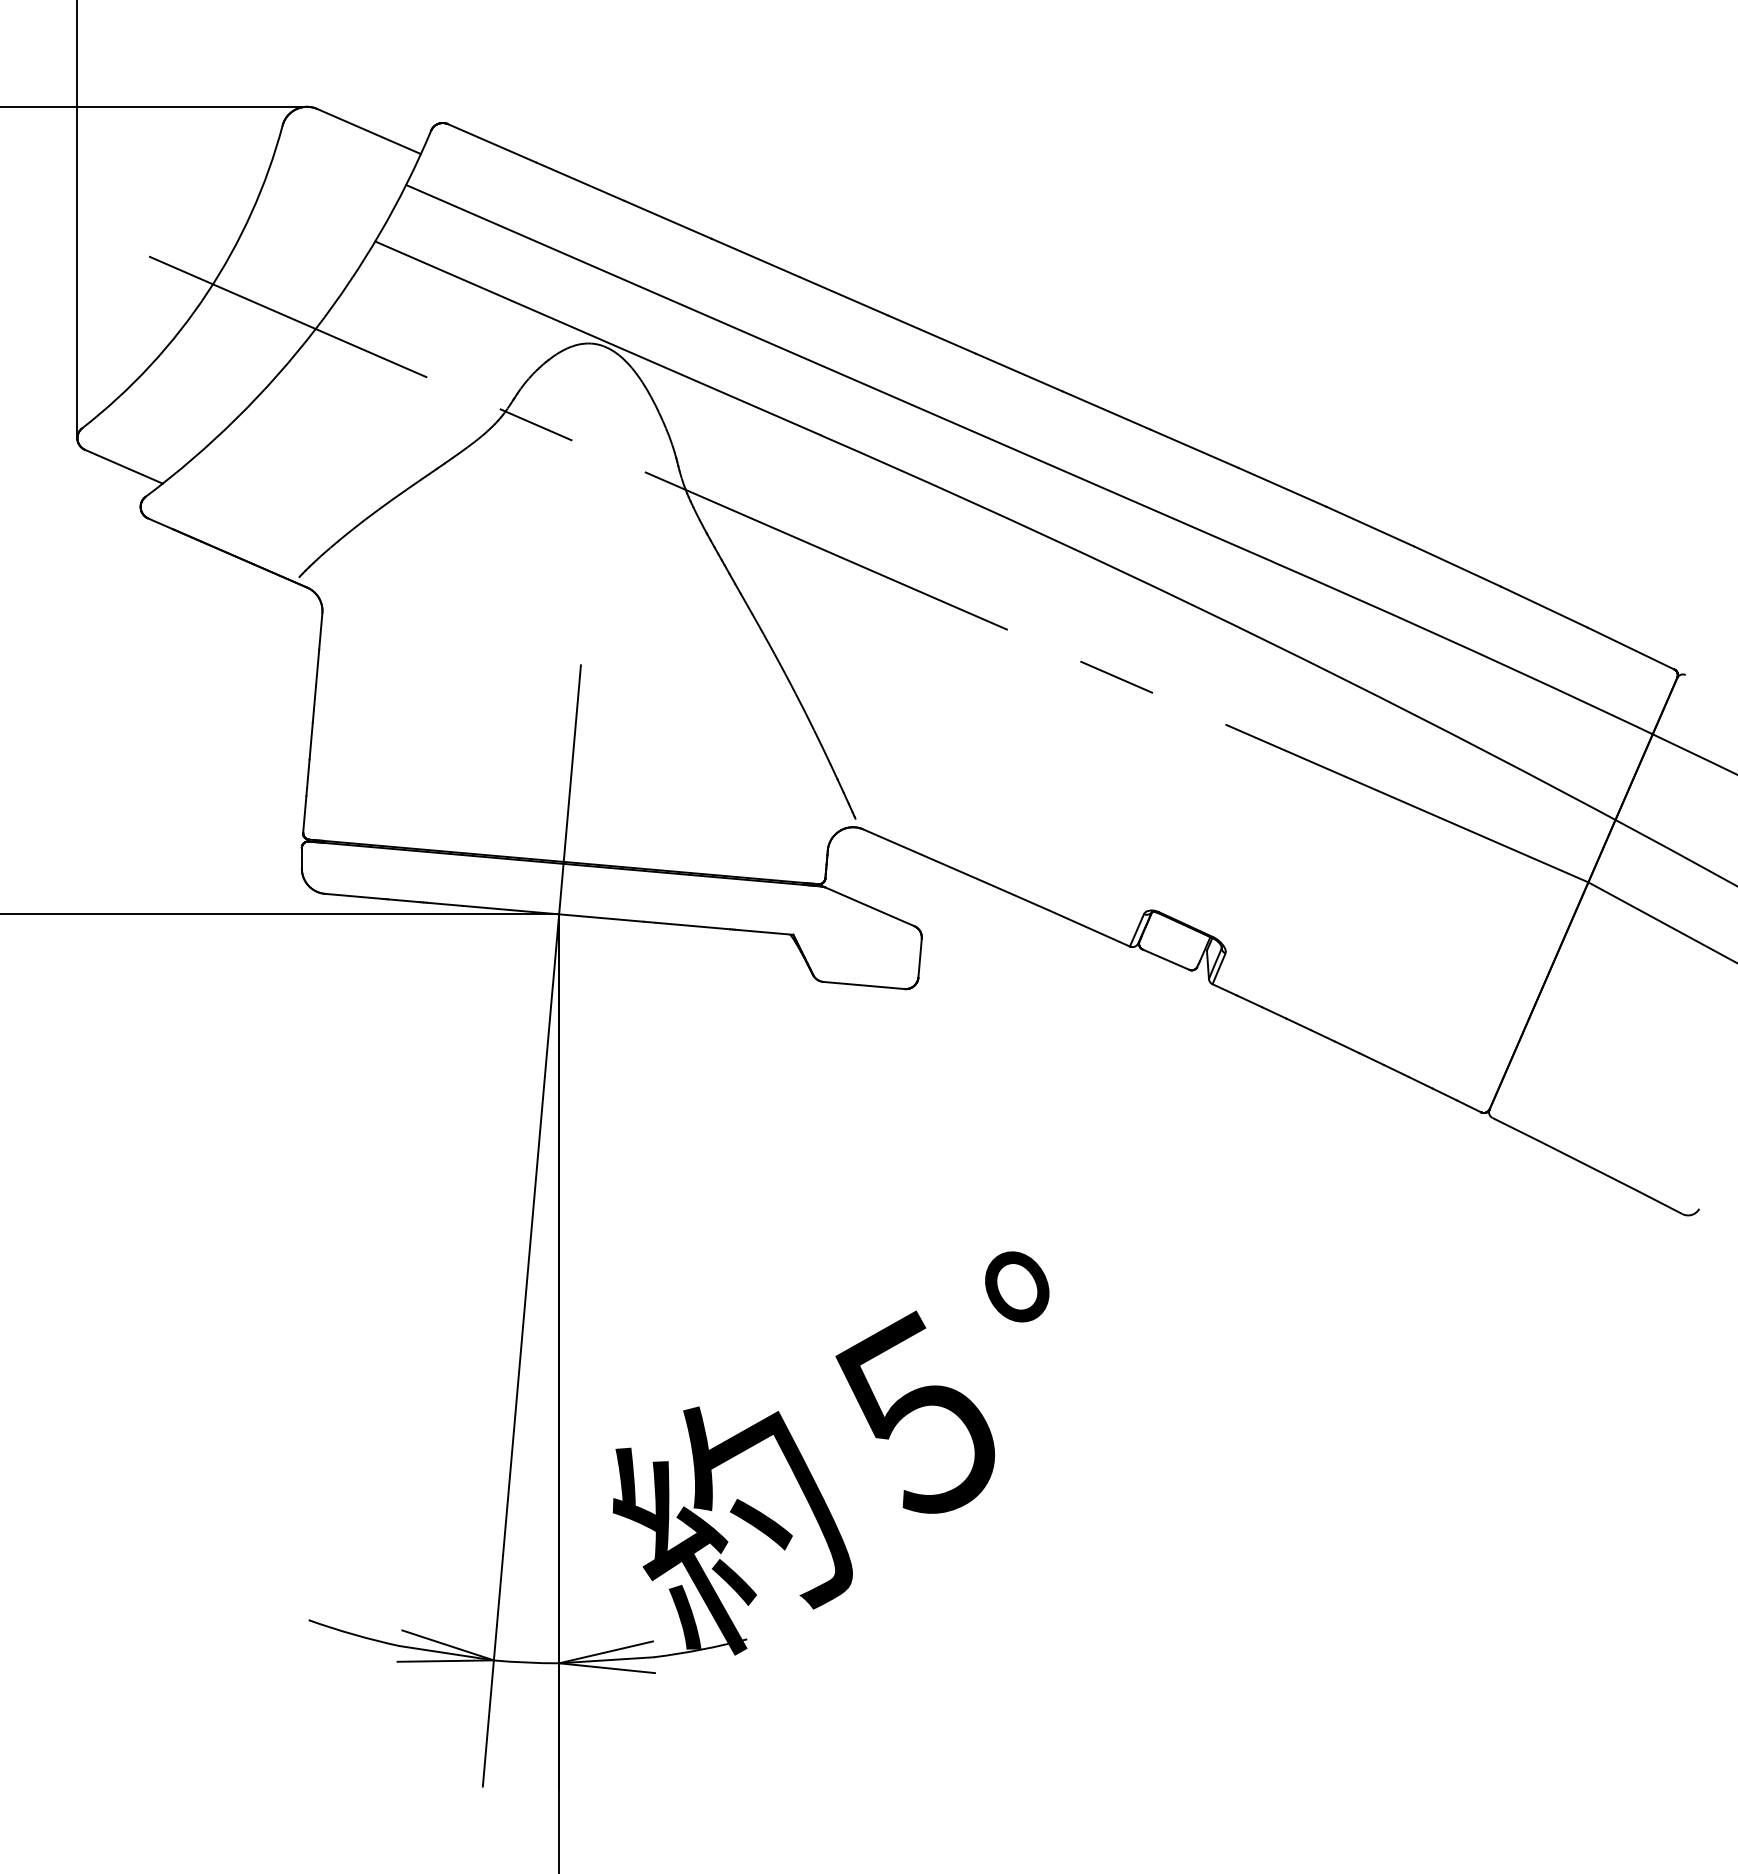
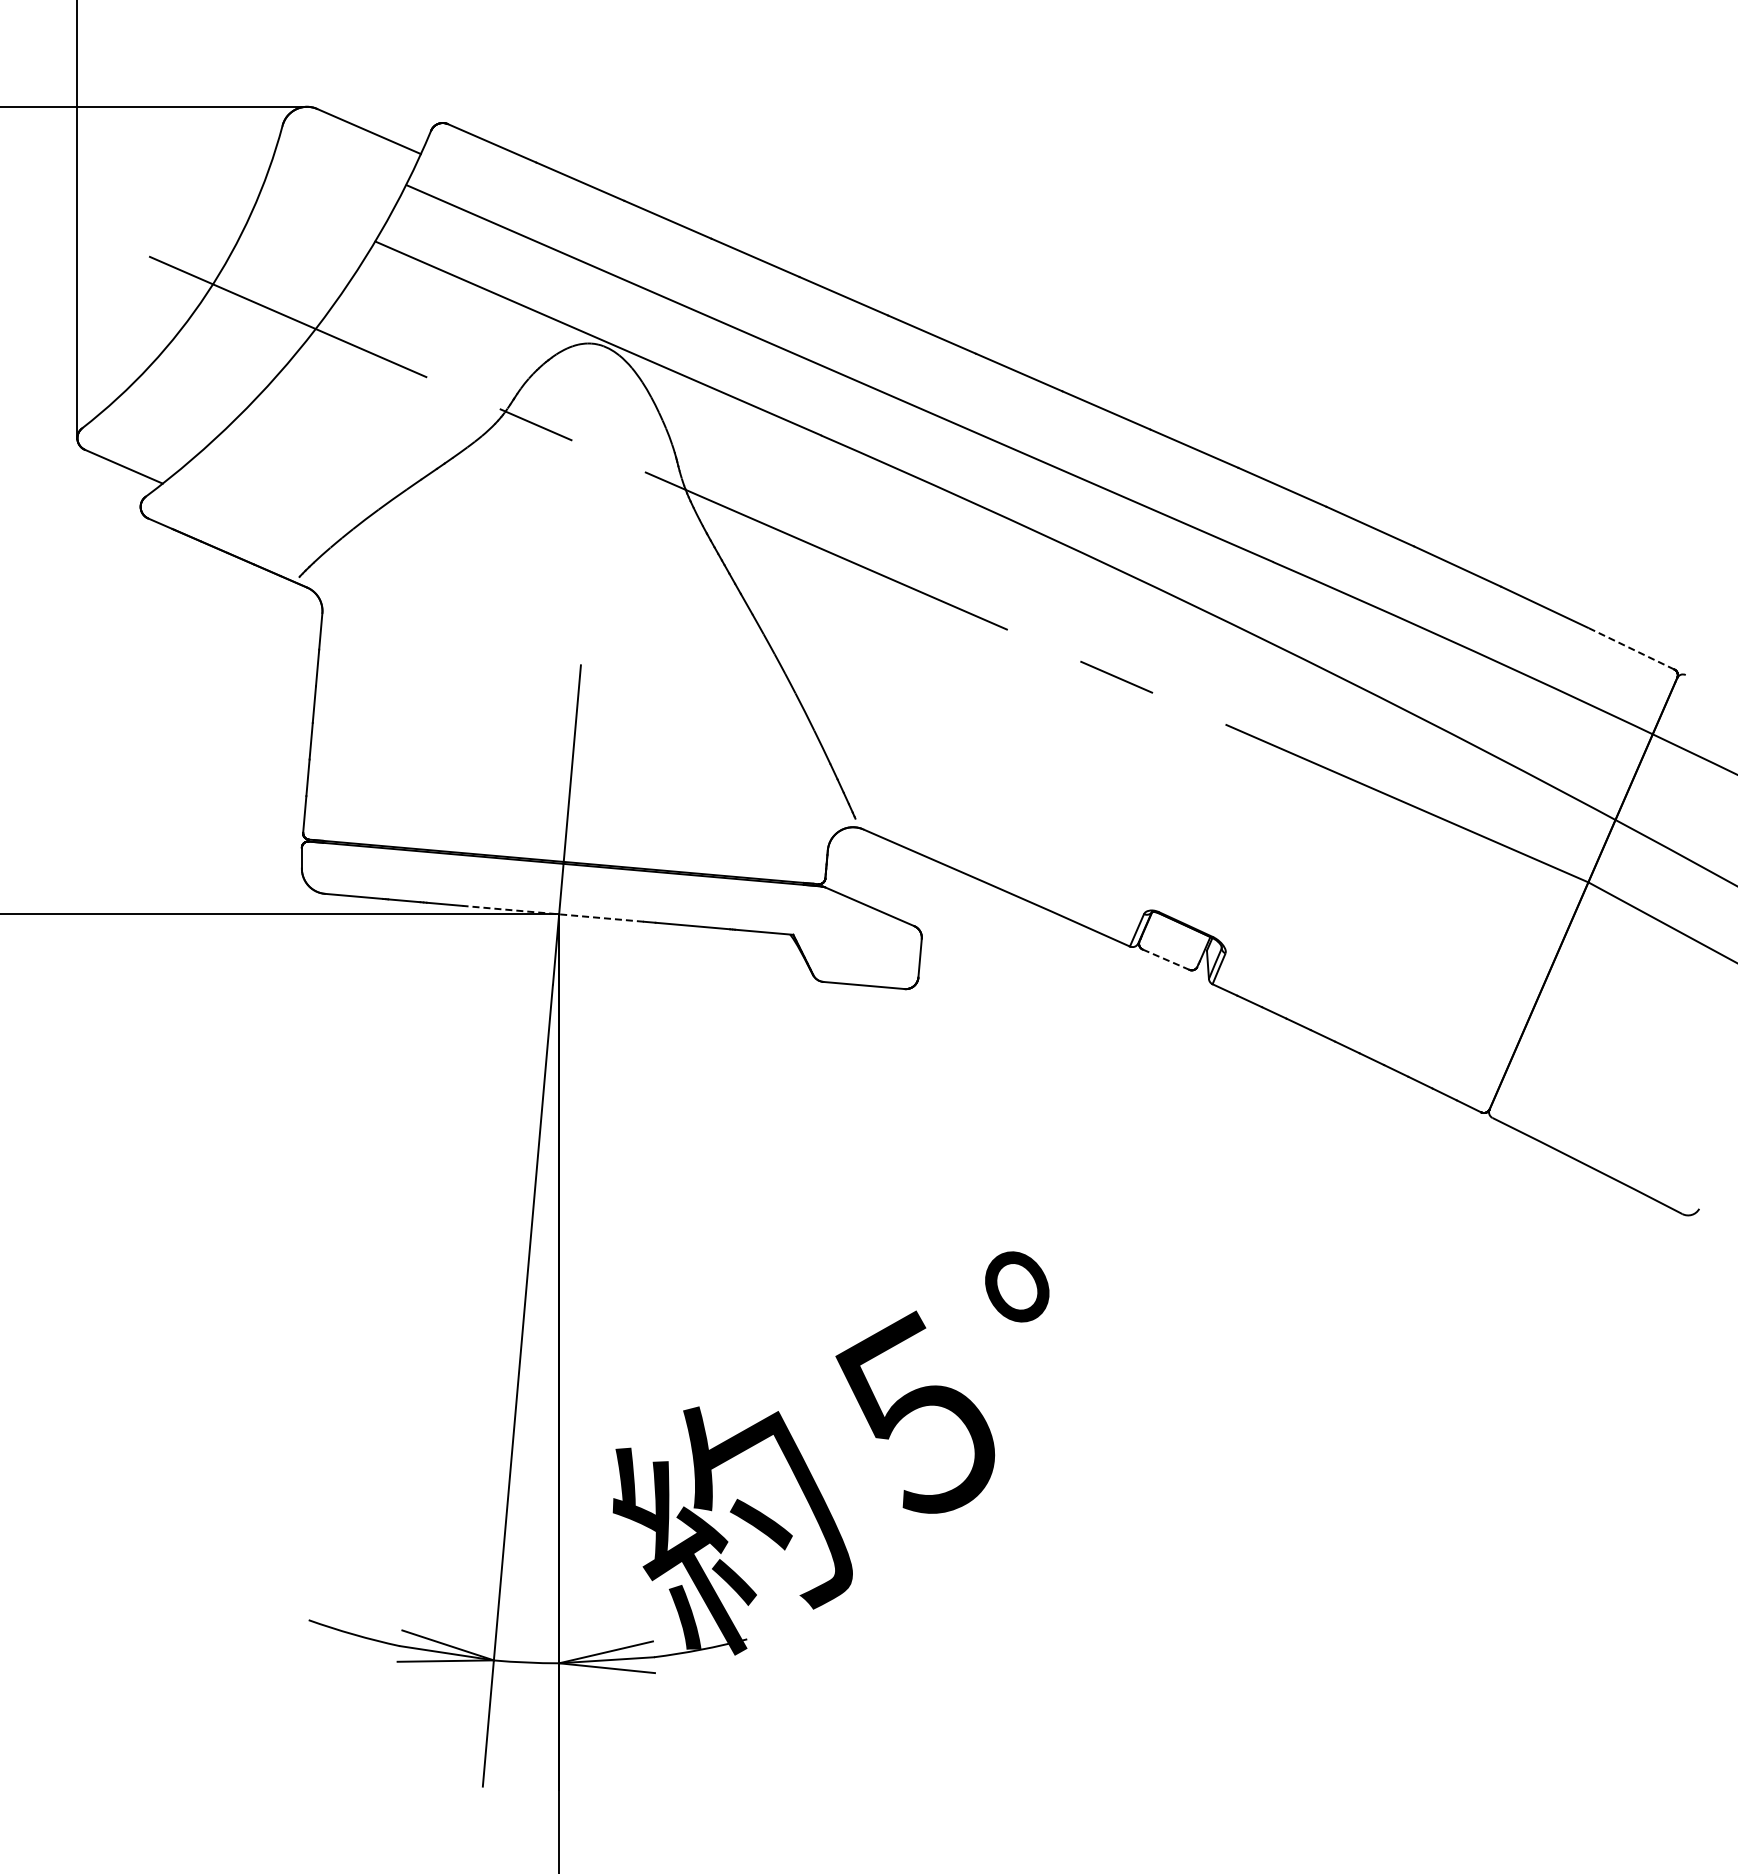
line: solid -> dashed (1631, 648)
line: solid -> dashed (553, 913)
line: solid -> dashed (1166, 959)
